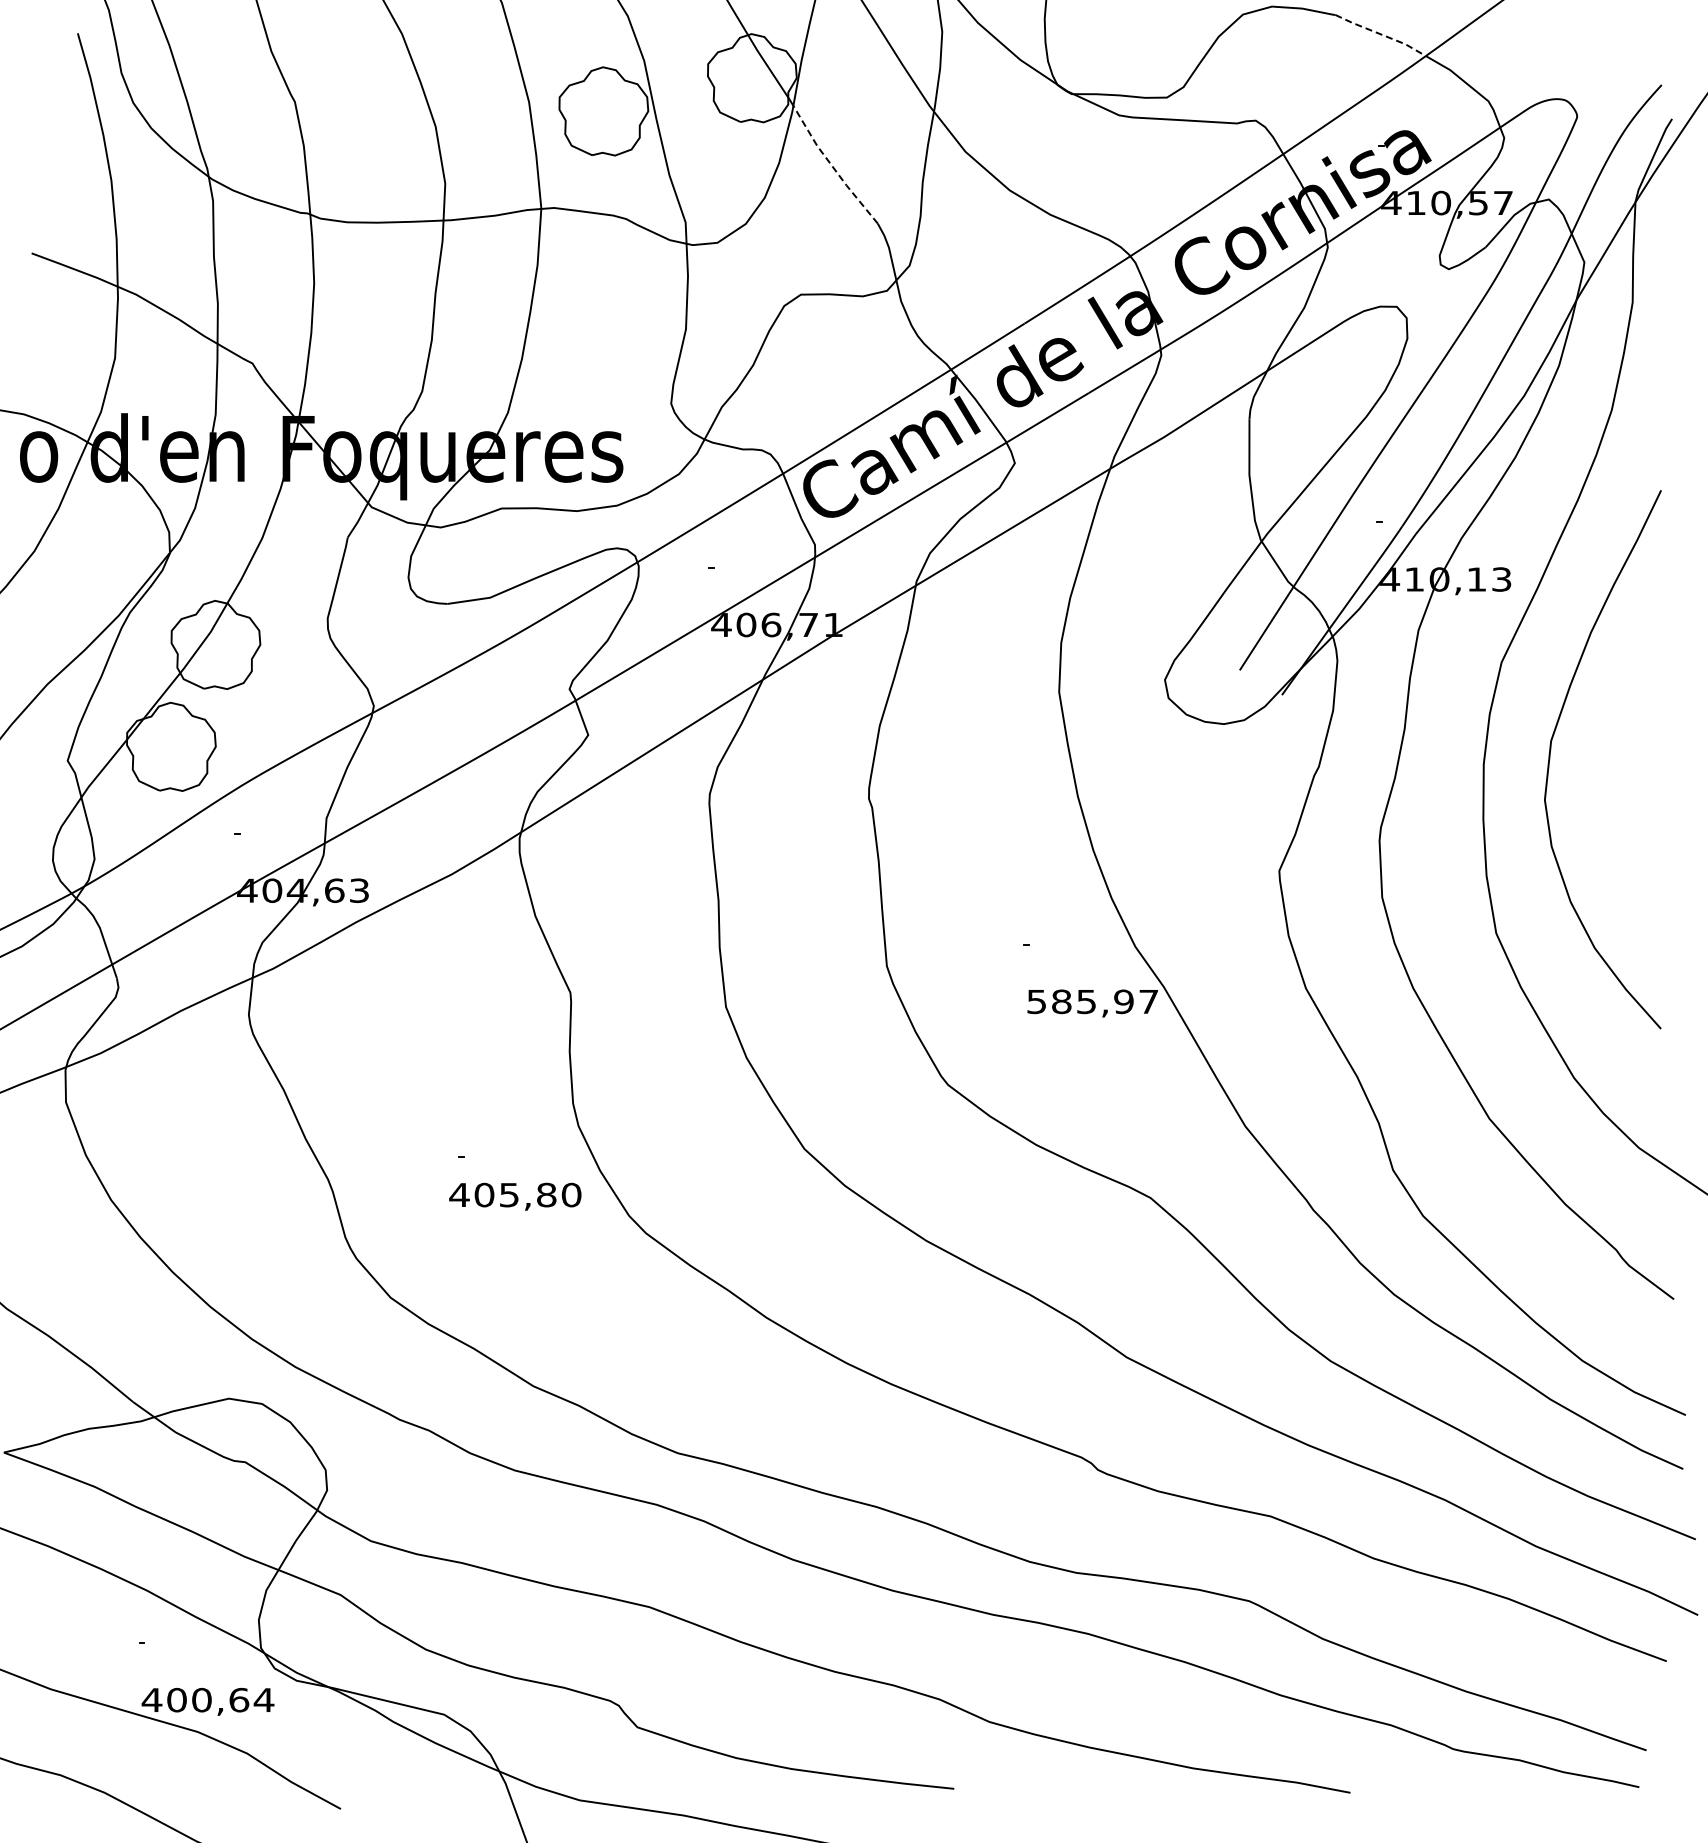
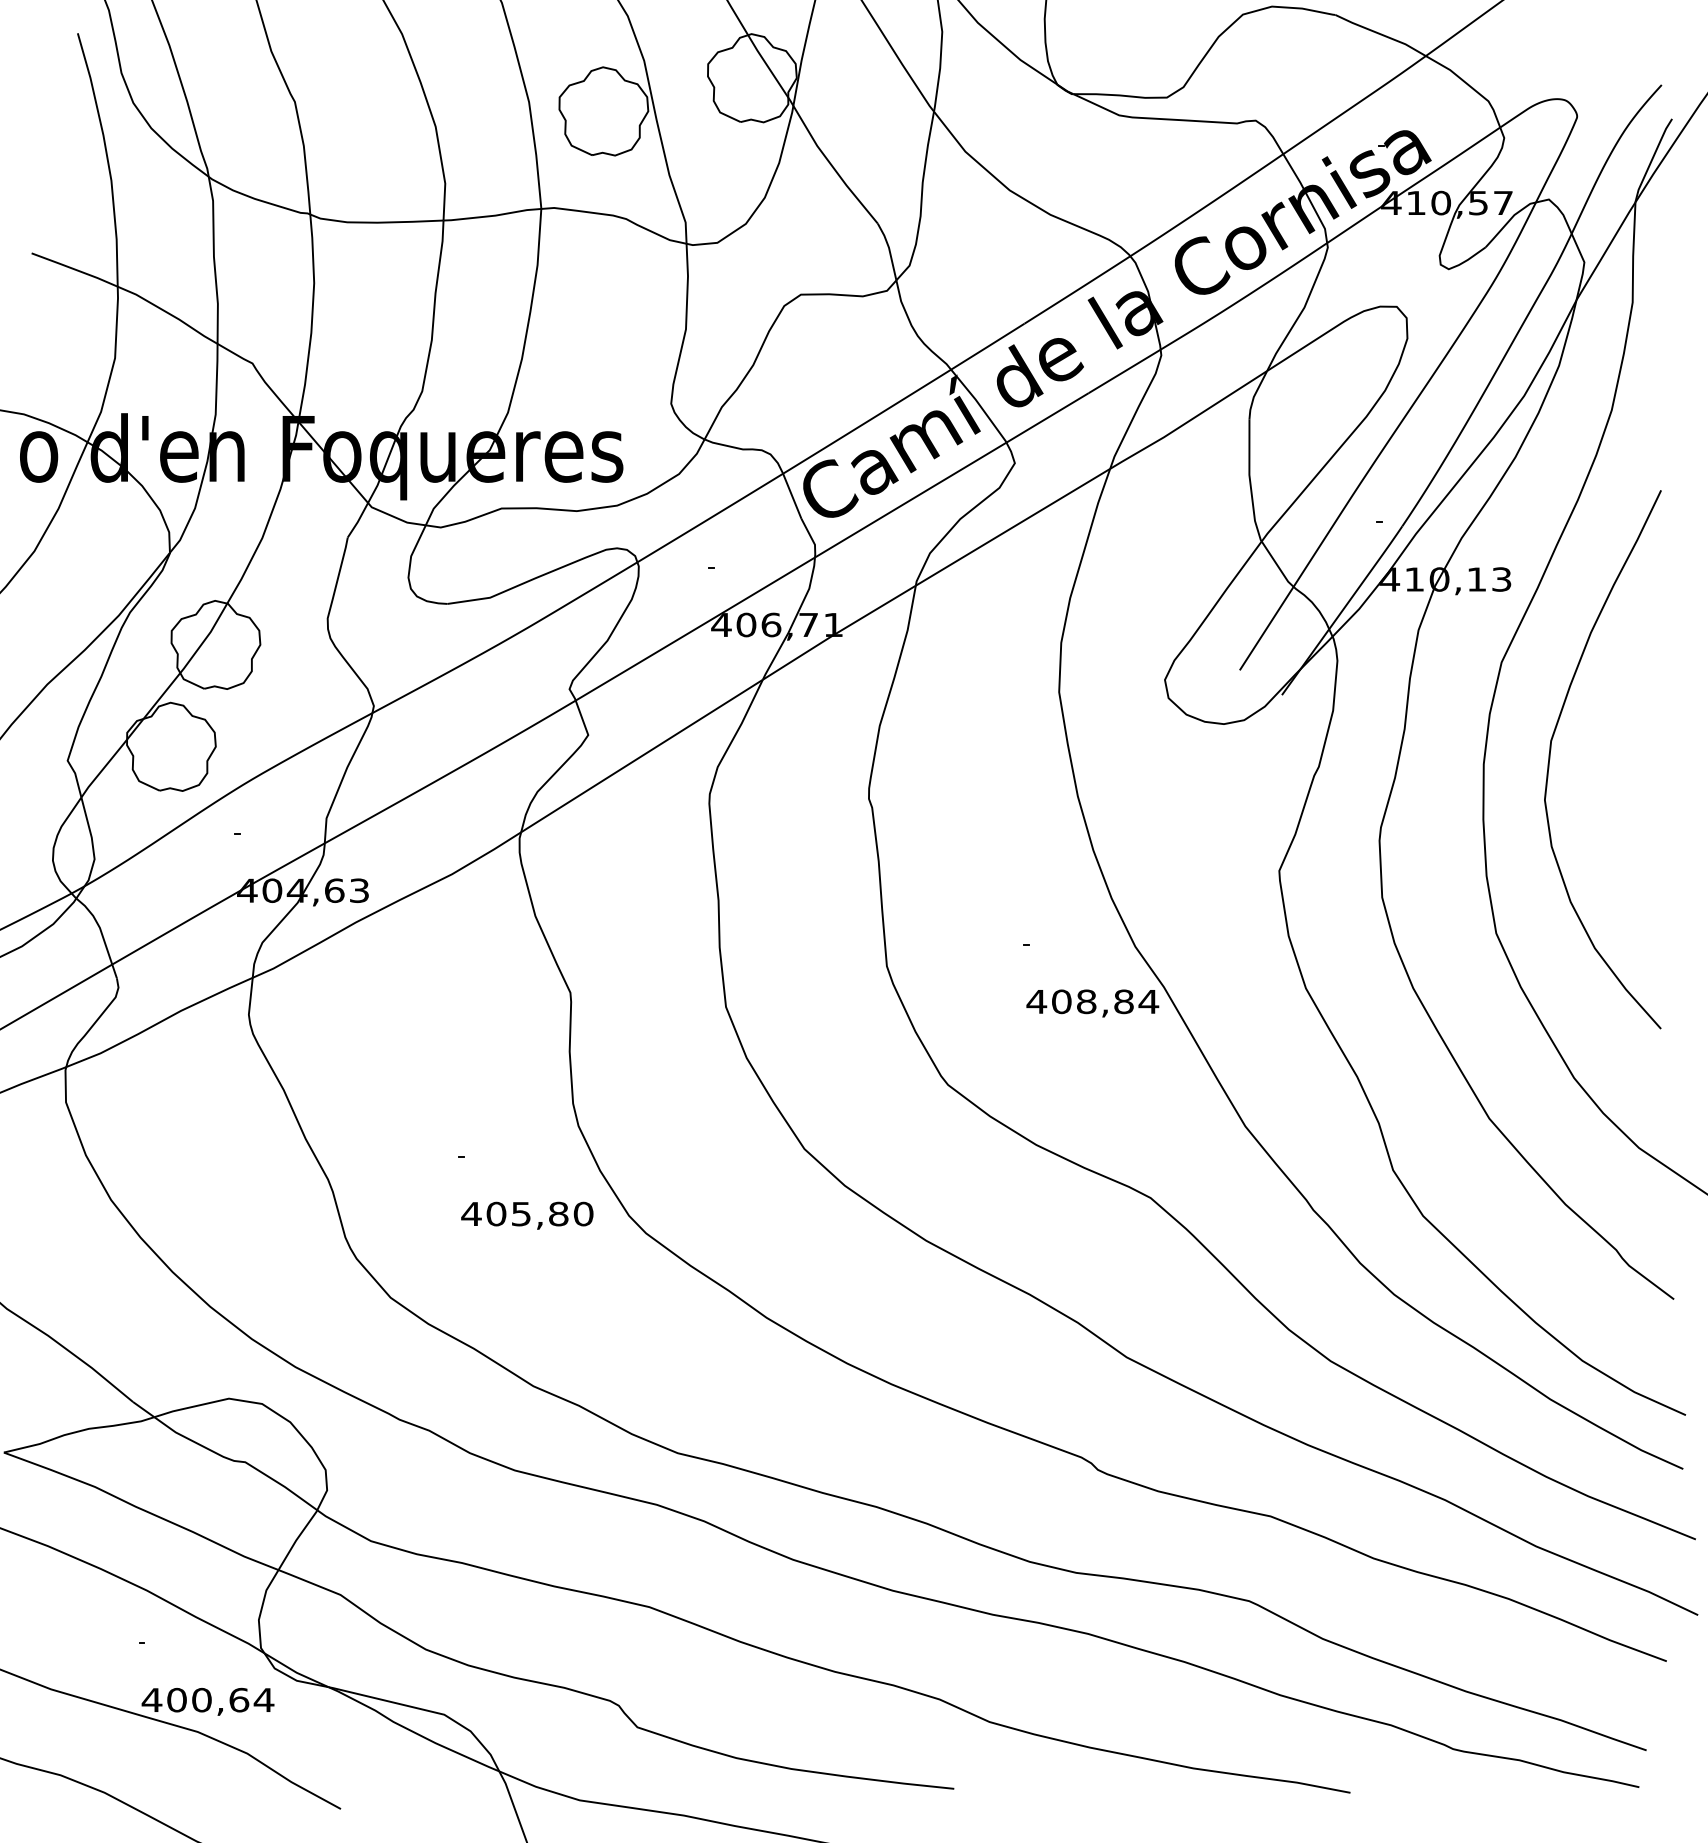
line: dashed -> solid (1381, 34)
line: dashed -> solid (832, 166)
text: 585,97 -> 408,84 (1092, 1001)
text position: (515, 1196) -> (527, 1215) (527, 1215)
